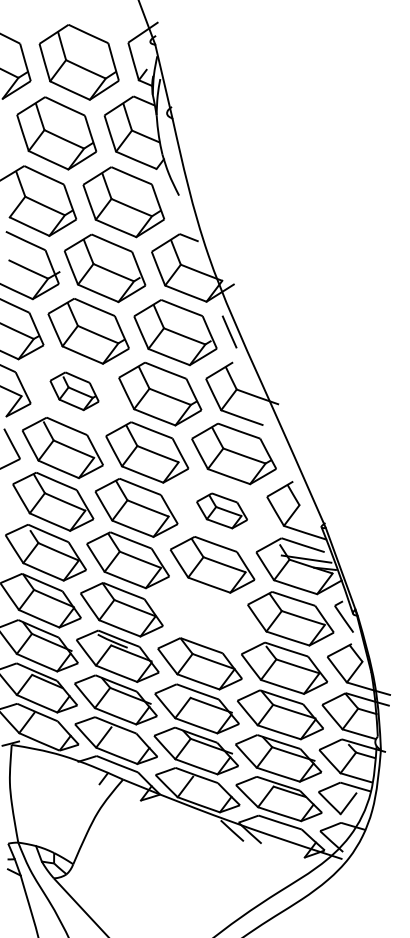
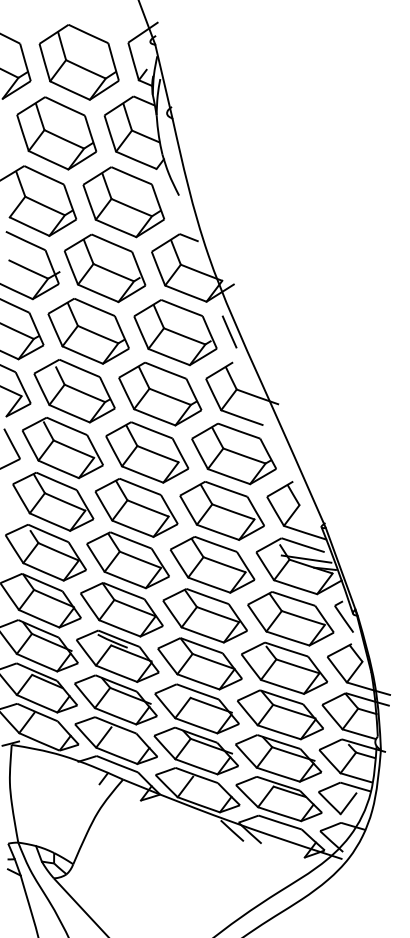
part size: 51x41 px -> 83x65 px (74, 391)
part size: 52x38 px -> 86x60 px (221, 510)
part: none -> present (204, 615)
